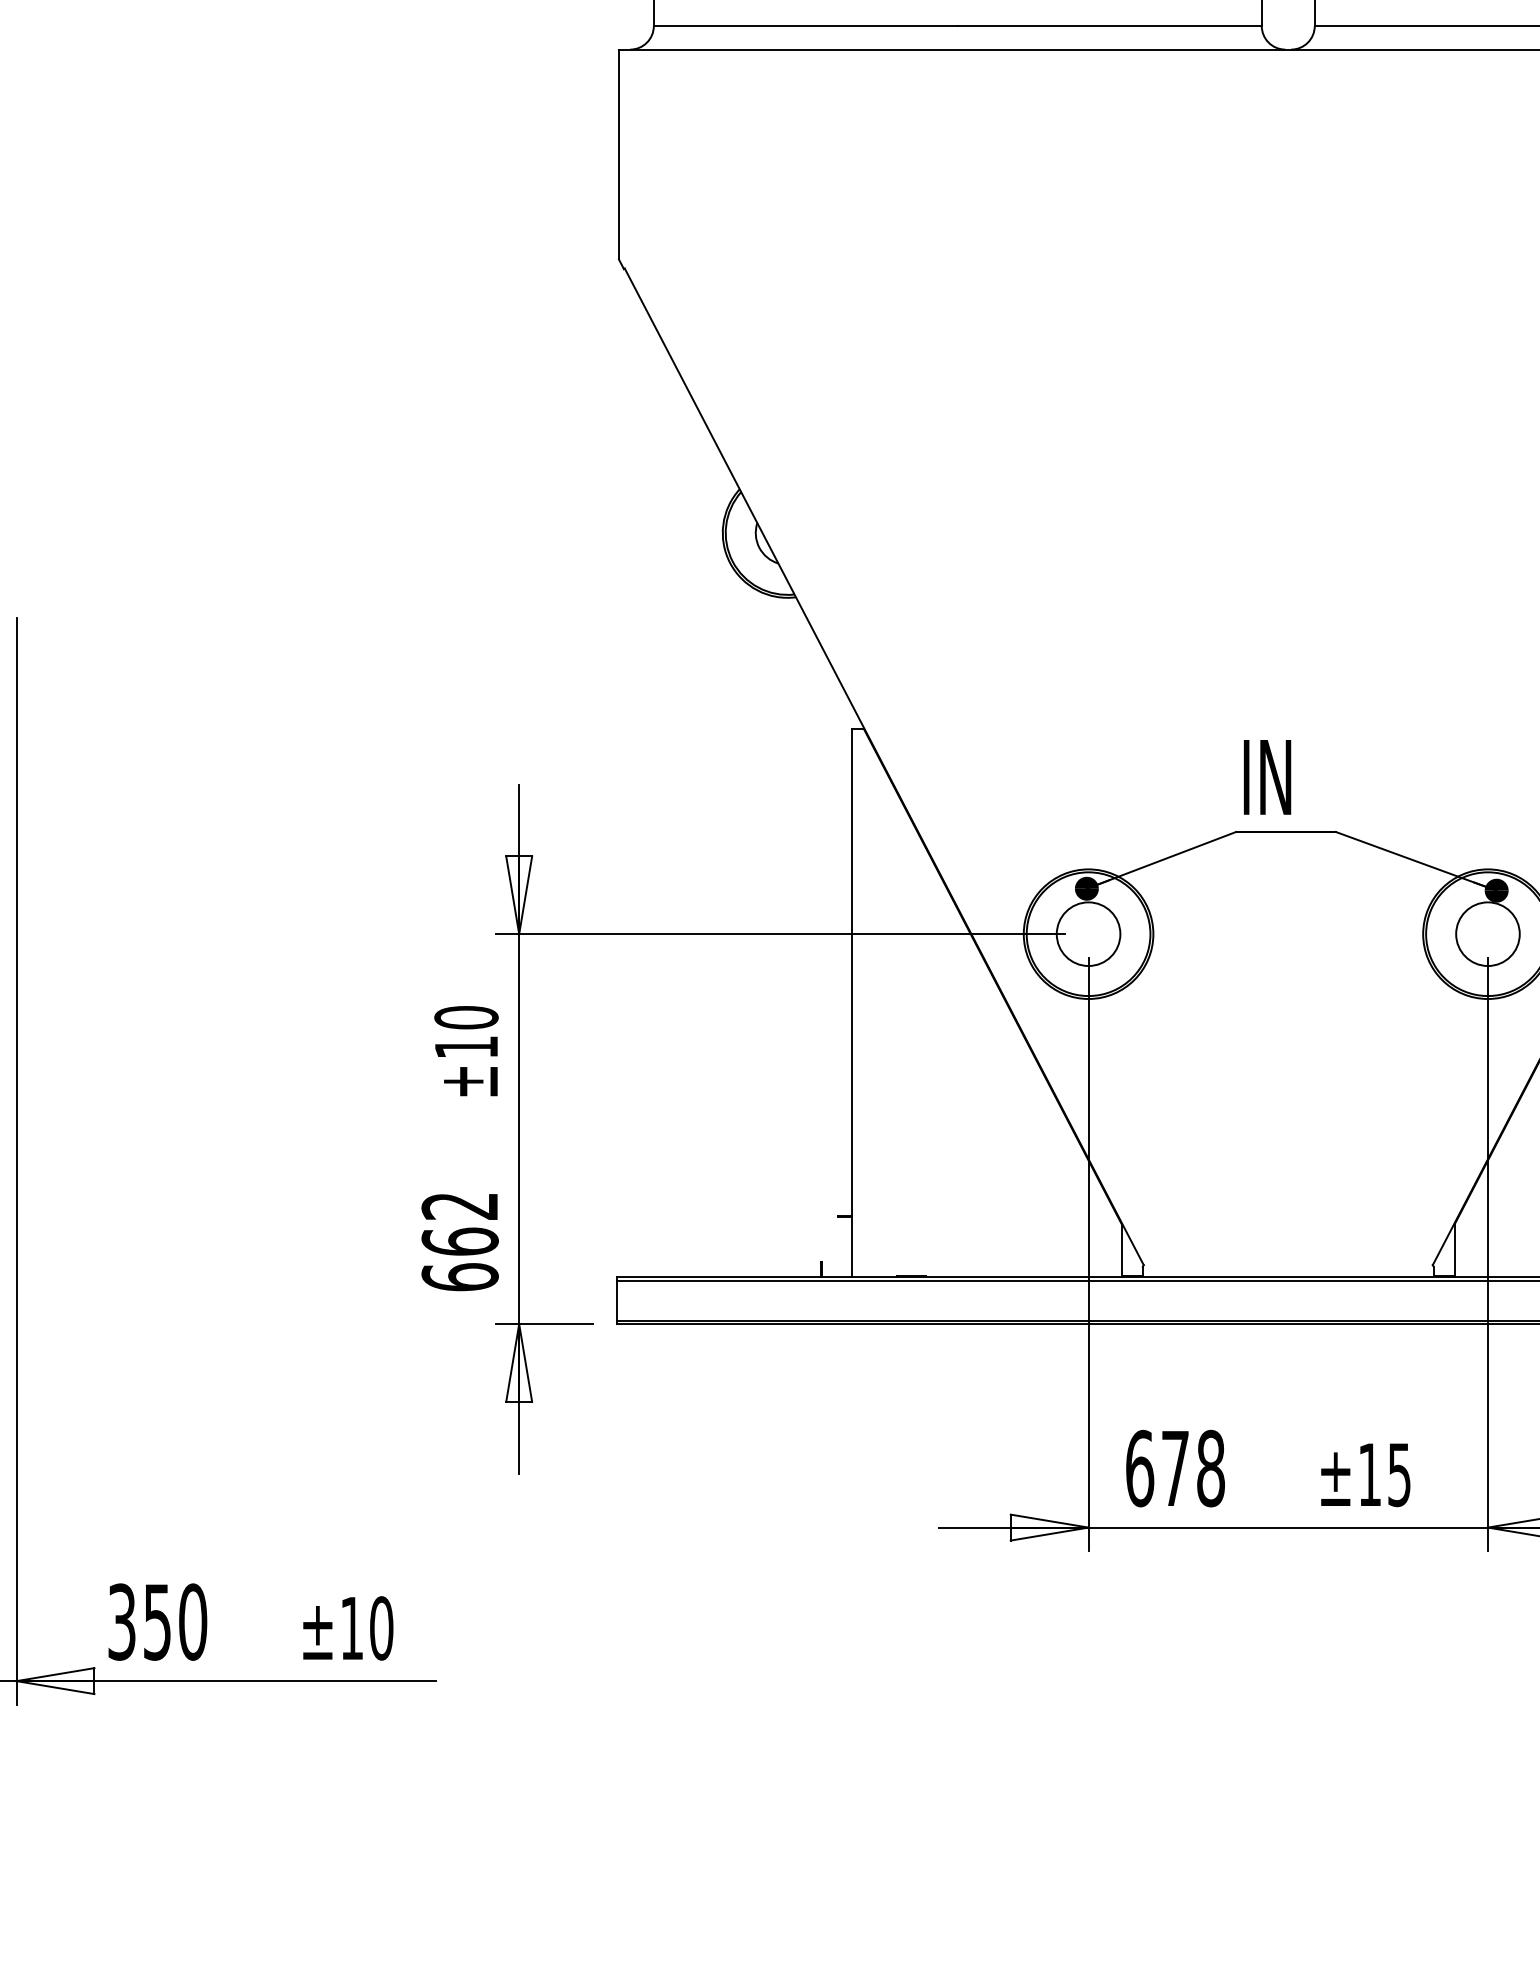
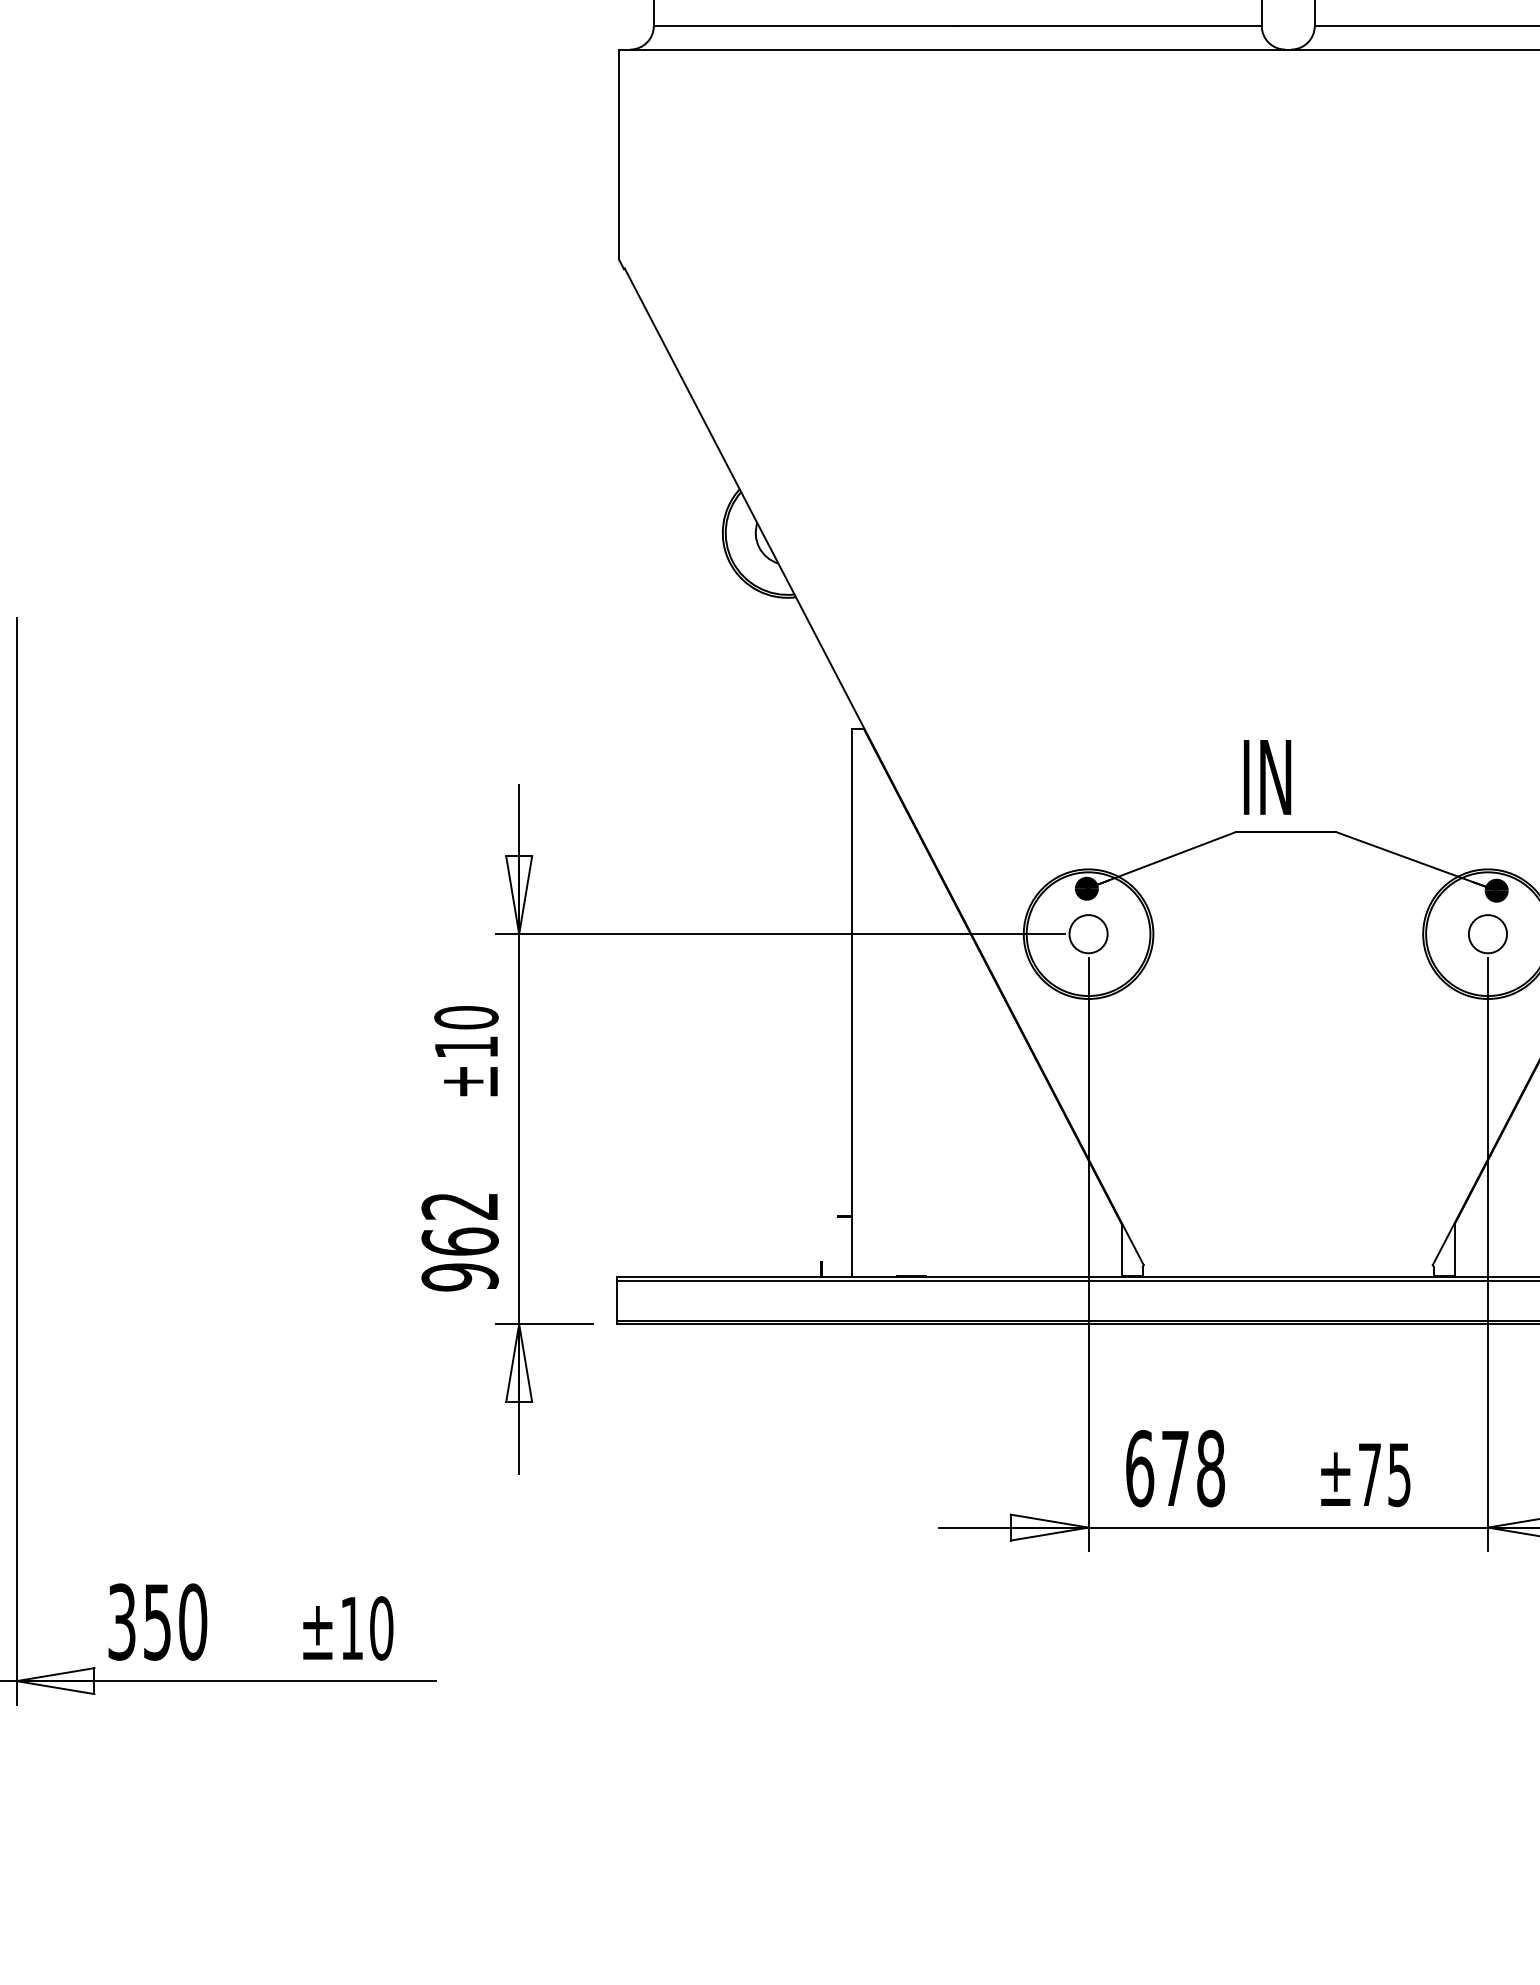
circle diameter: 64 px -> 38 px (1088, 934)
circle diameter: 64 px -> 38 px (1487, 934)
text: 662 -> 962 (459, 1277)
text: ±15 -> ±75 (1369, 1474)
